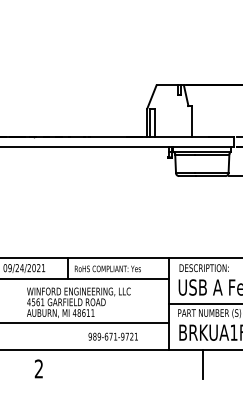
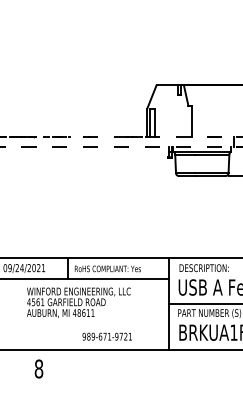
line: solid -> dashed (117, 137)
line: solid -> dashed (117, 146)
line: present -> none (85, 323)
text position: (112, 336) -> (106, 336) (106, 336)
line: present -> none (203, 363)
text: 2 -> 8 (38, 368)
